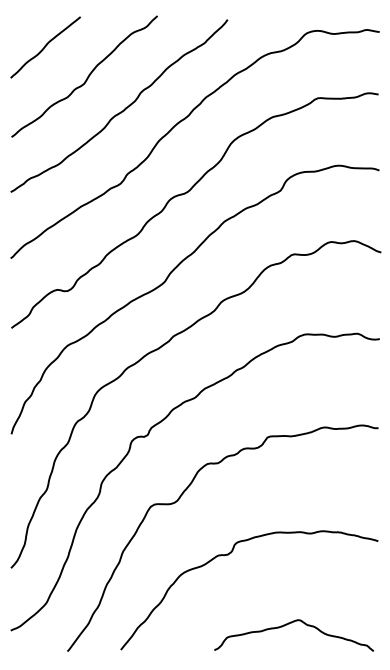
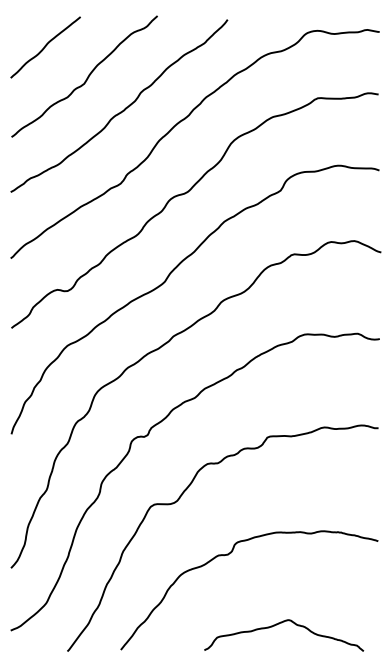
curve position: (289, 624) -> (279, 624) (279, 624)
